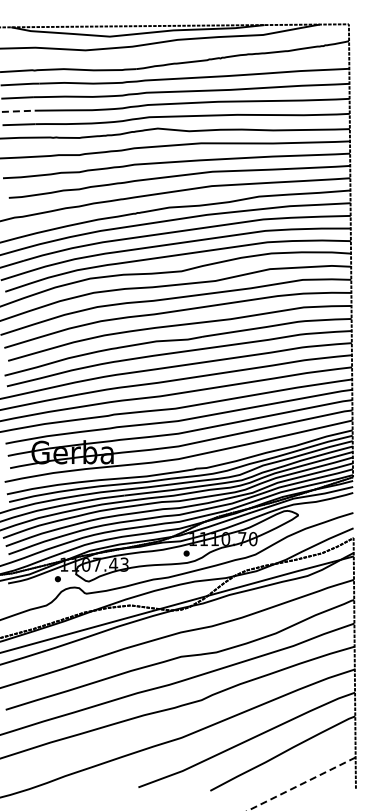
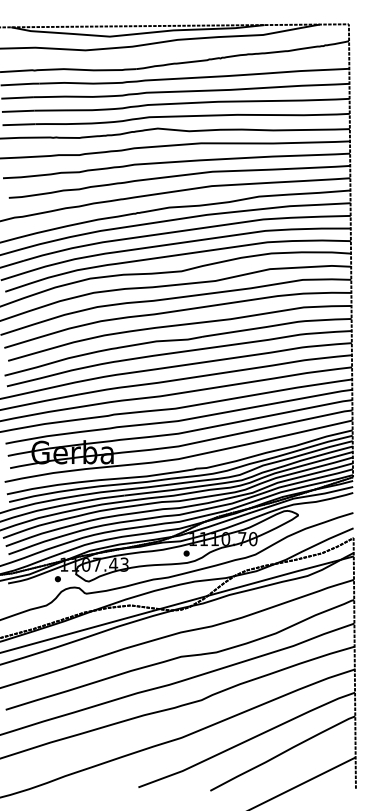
line: dashed -> solid (18, 111)
line: dashed -> solid (301, 784)
